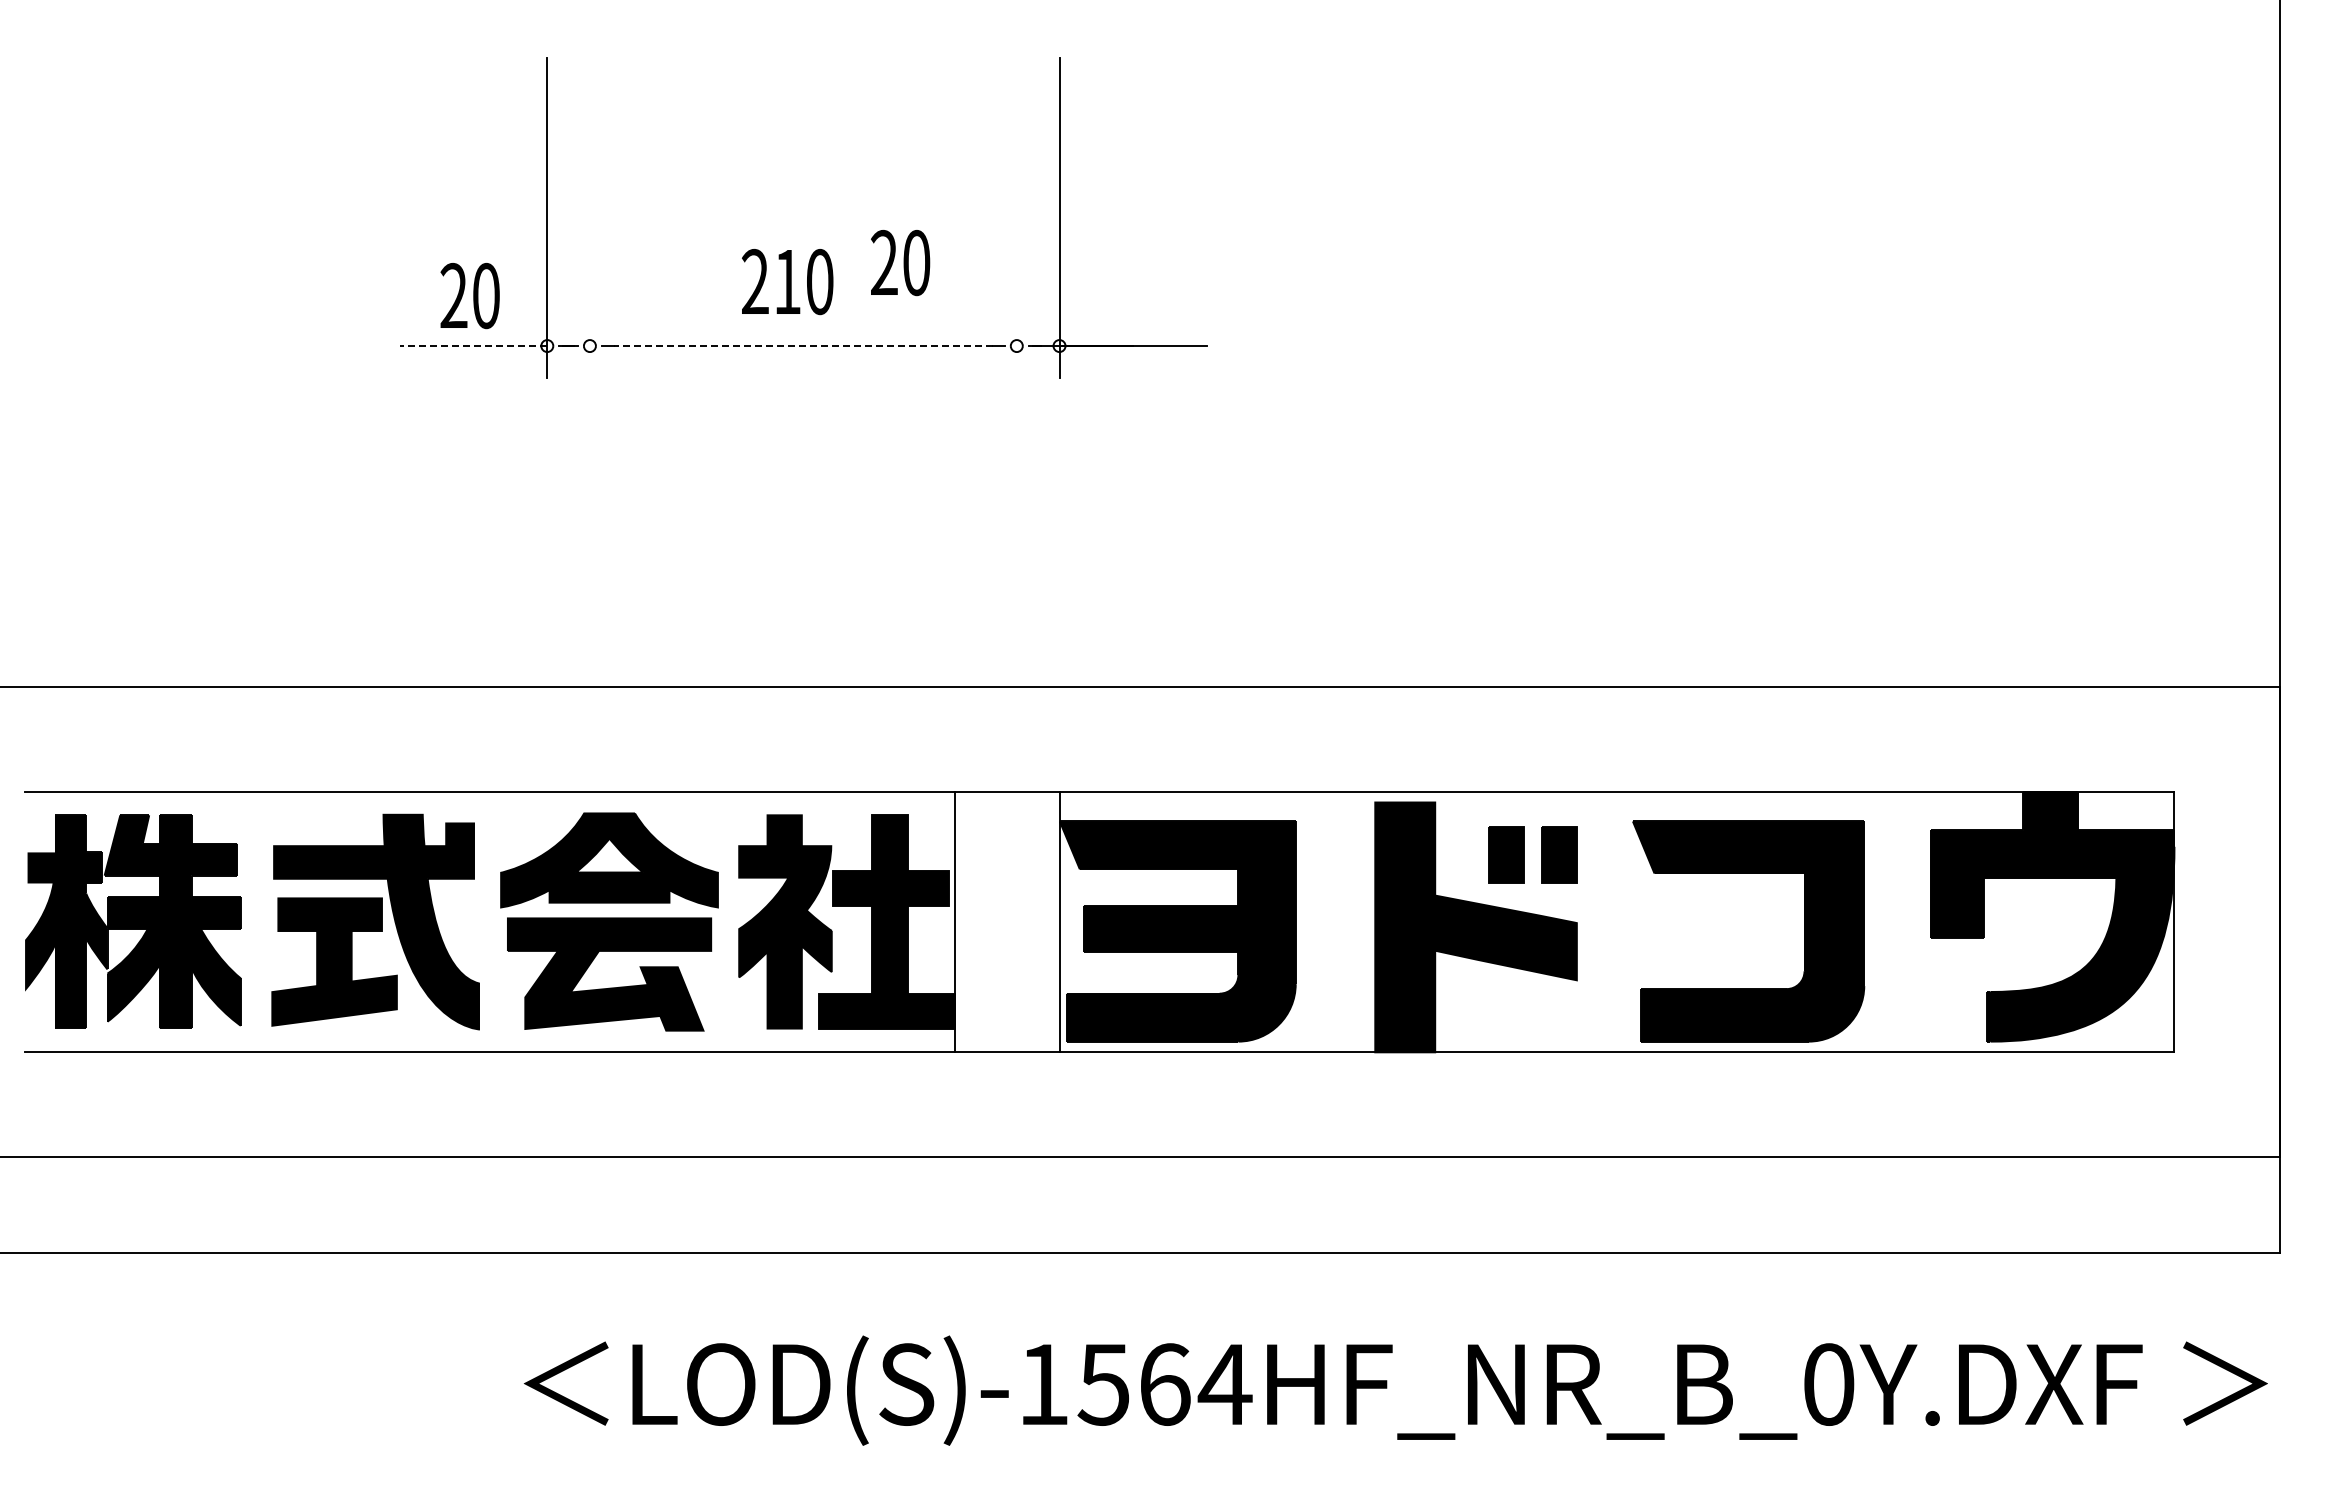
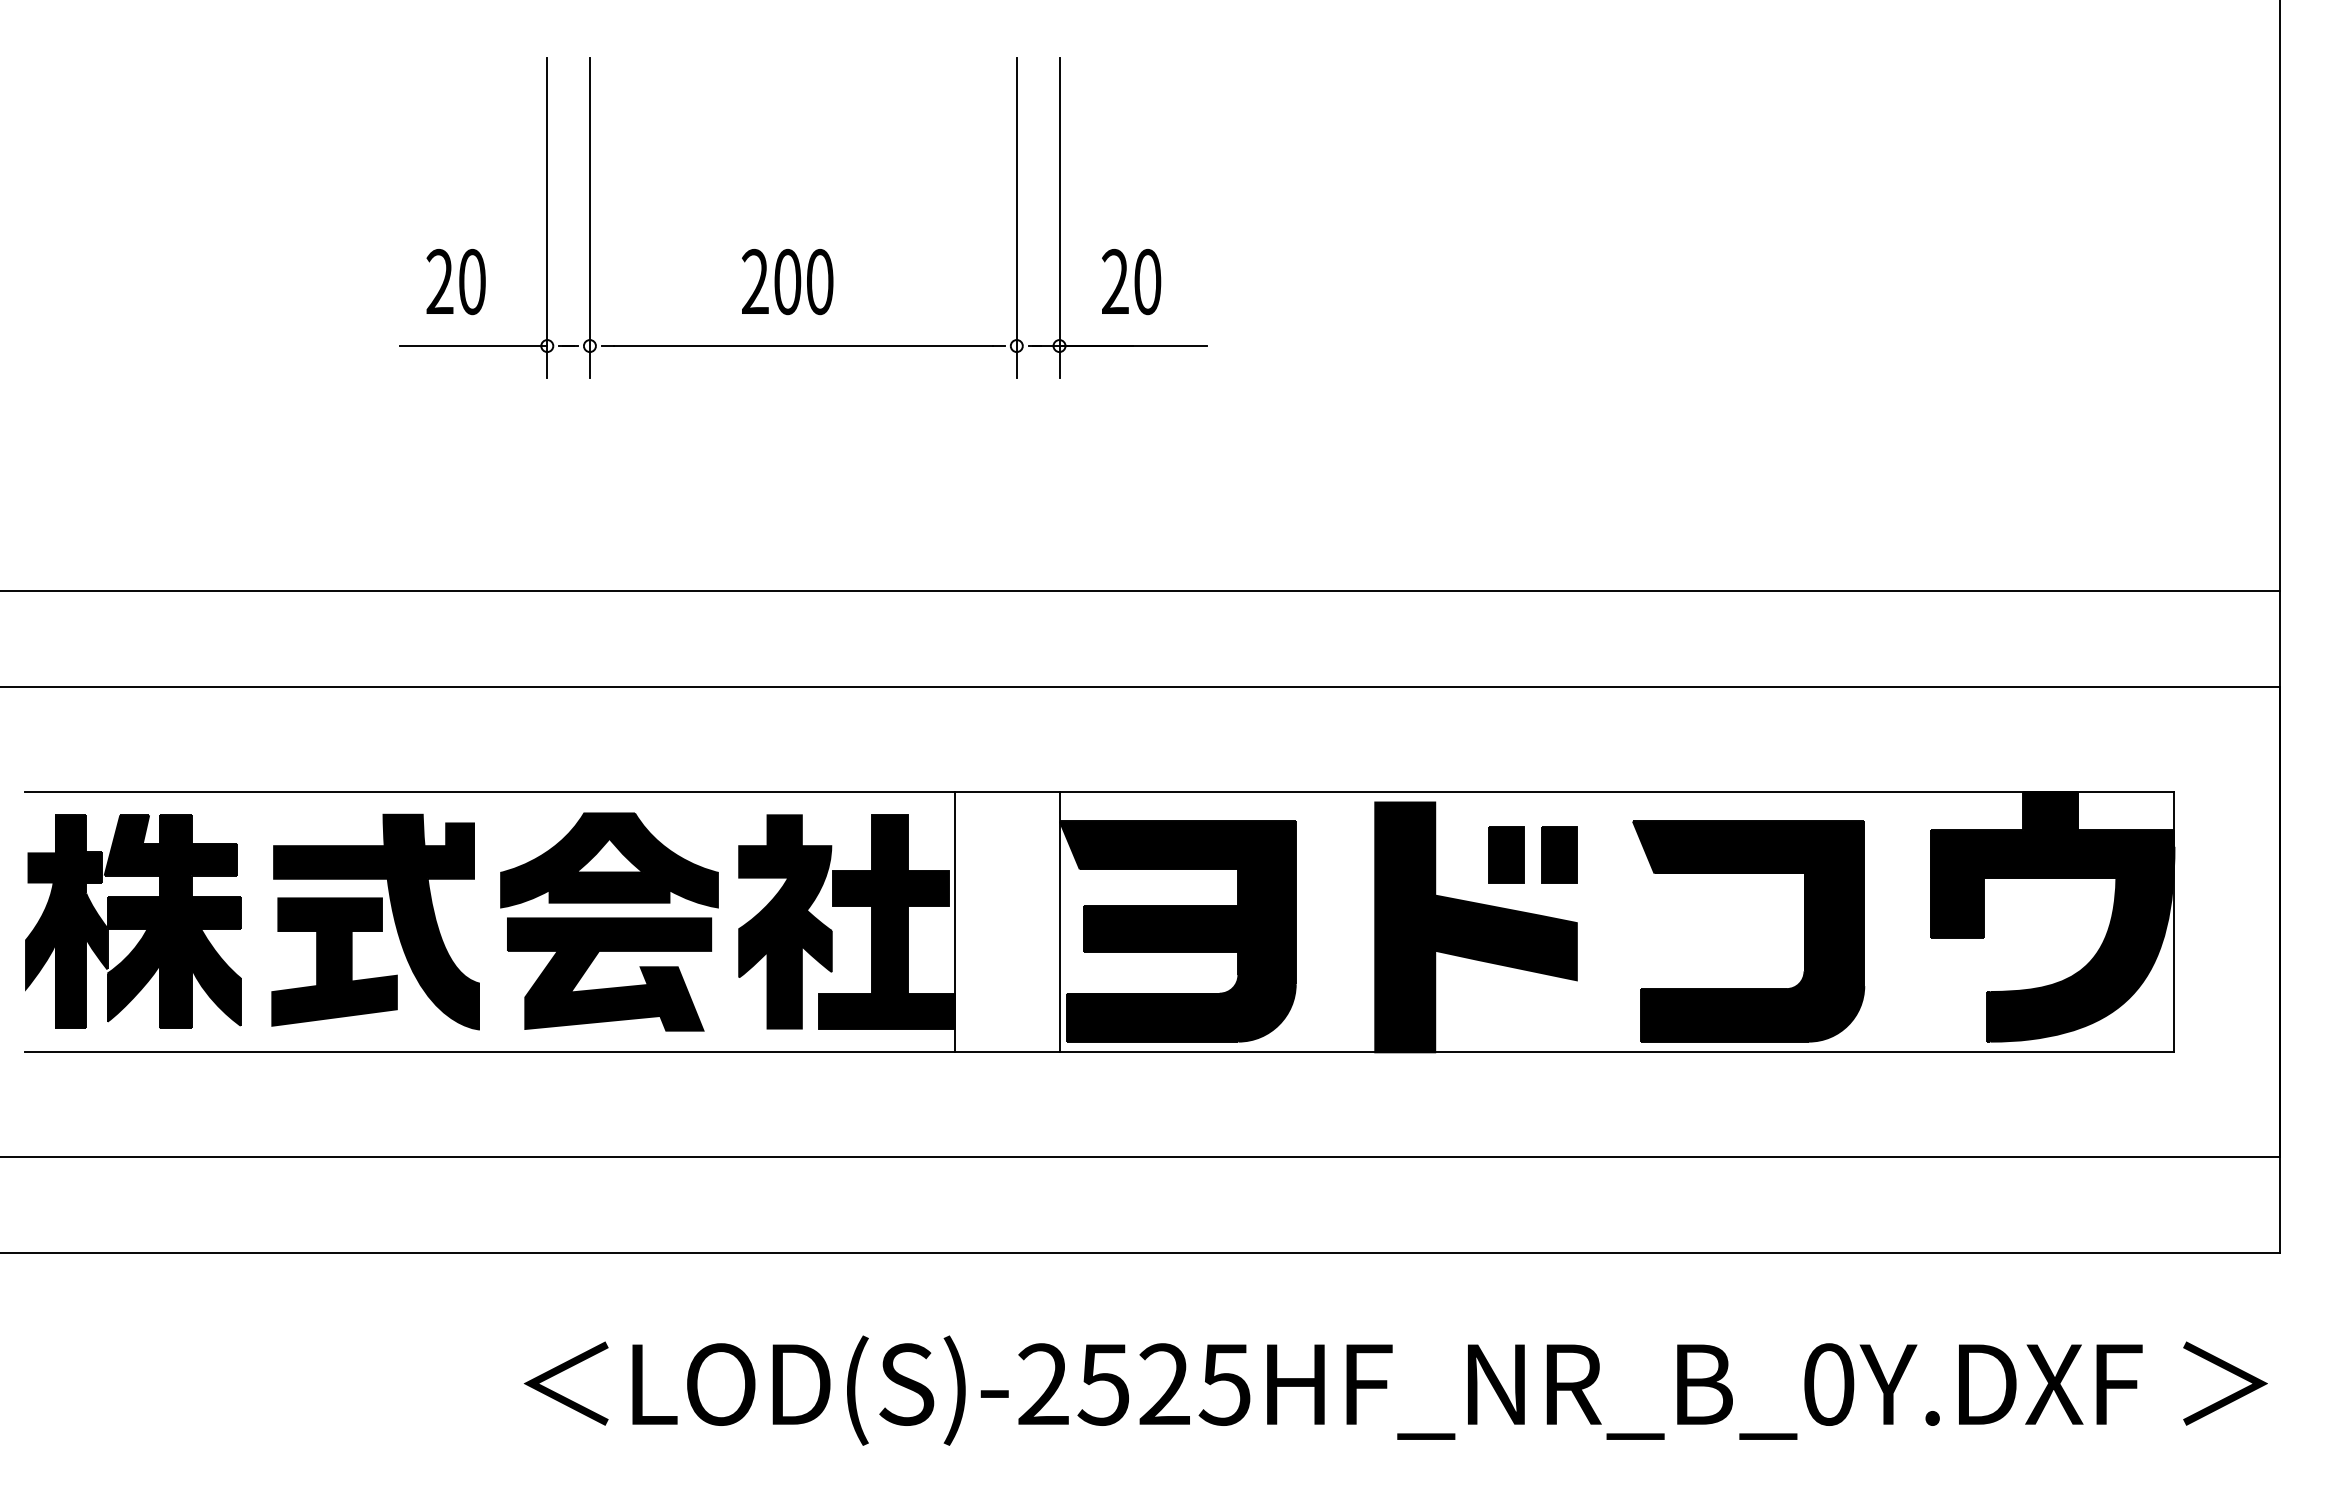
line: none -> present (589, 217)
line: none -> present (1016, 217)
text position: (900, 263) -> (1131, 282) (1131, 282)
text: 210 -> 200 (787, 281)
text position: (469, 296) -> (455, 282) (455, 282)
line: dashed -> solid (473, 346)
line: dashed -> solid (802, 346)
line: none -> present (1140, 590)
text: LOD(S)-1564HF_NR_B_0Y.DXF -> LOD(S)-2525HF_NR_B_0Y.DXF (1135, 1384)
